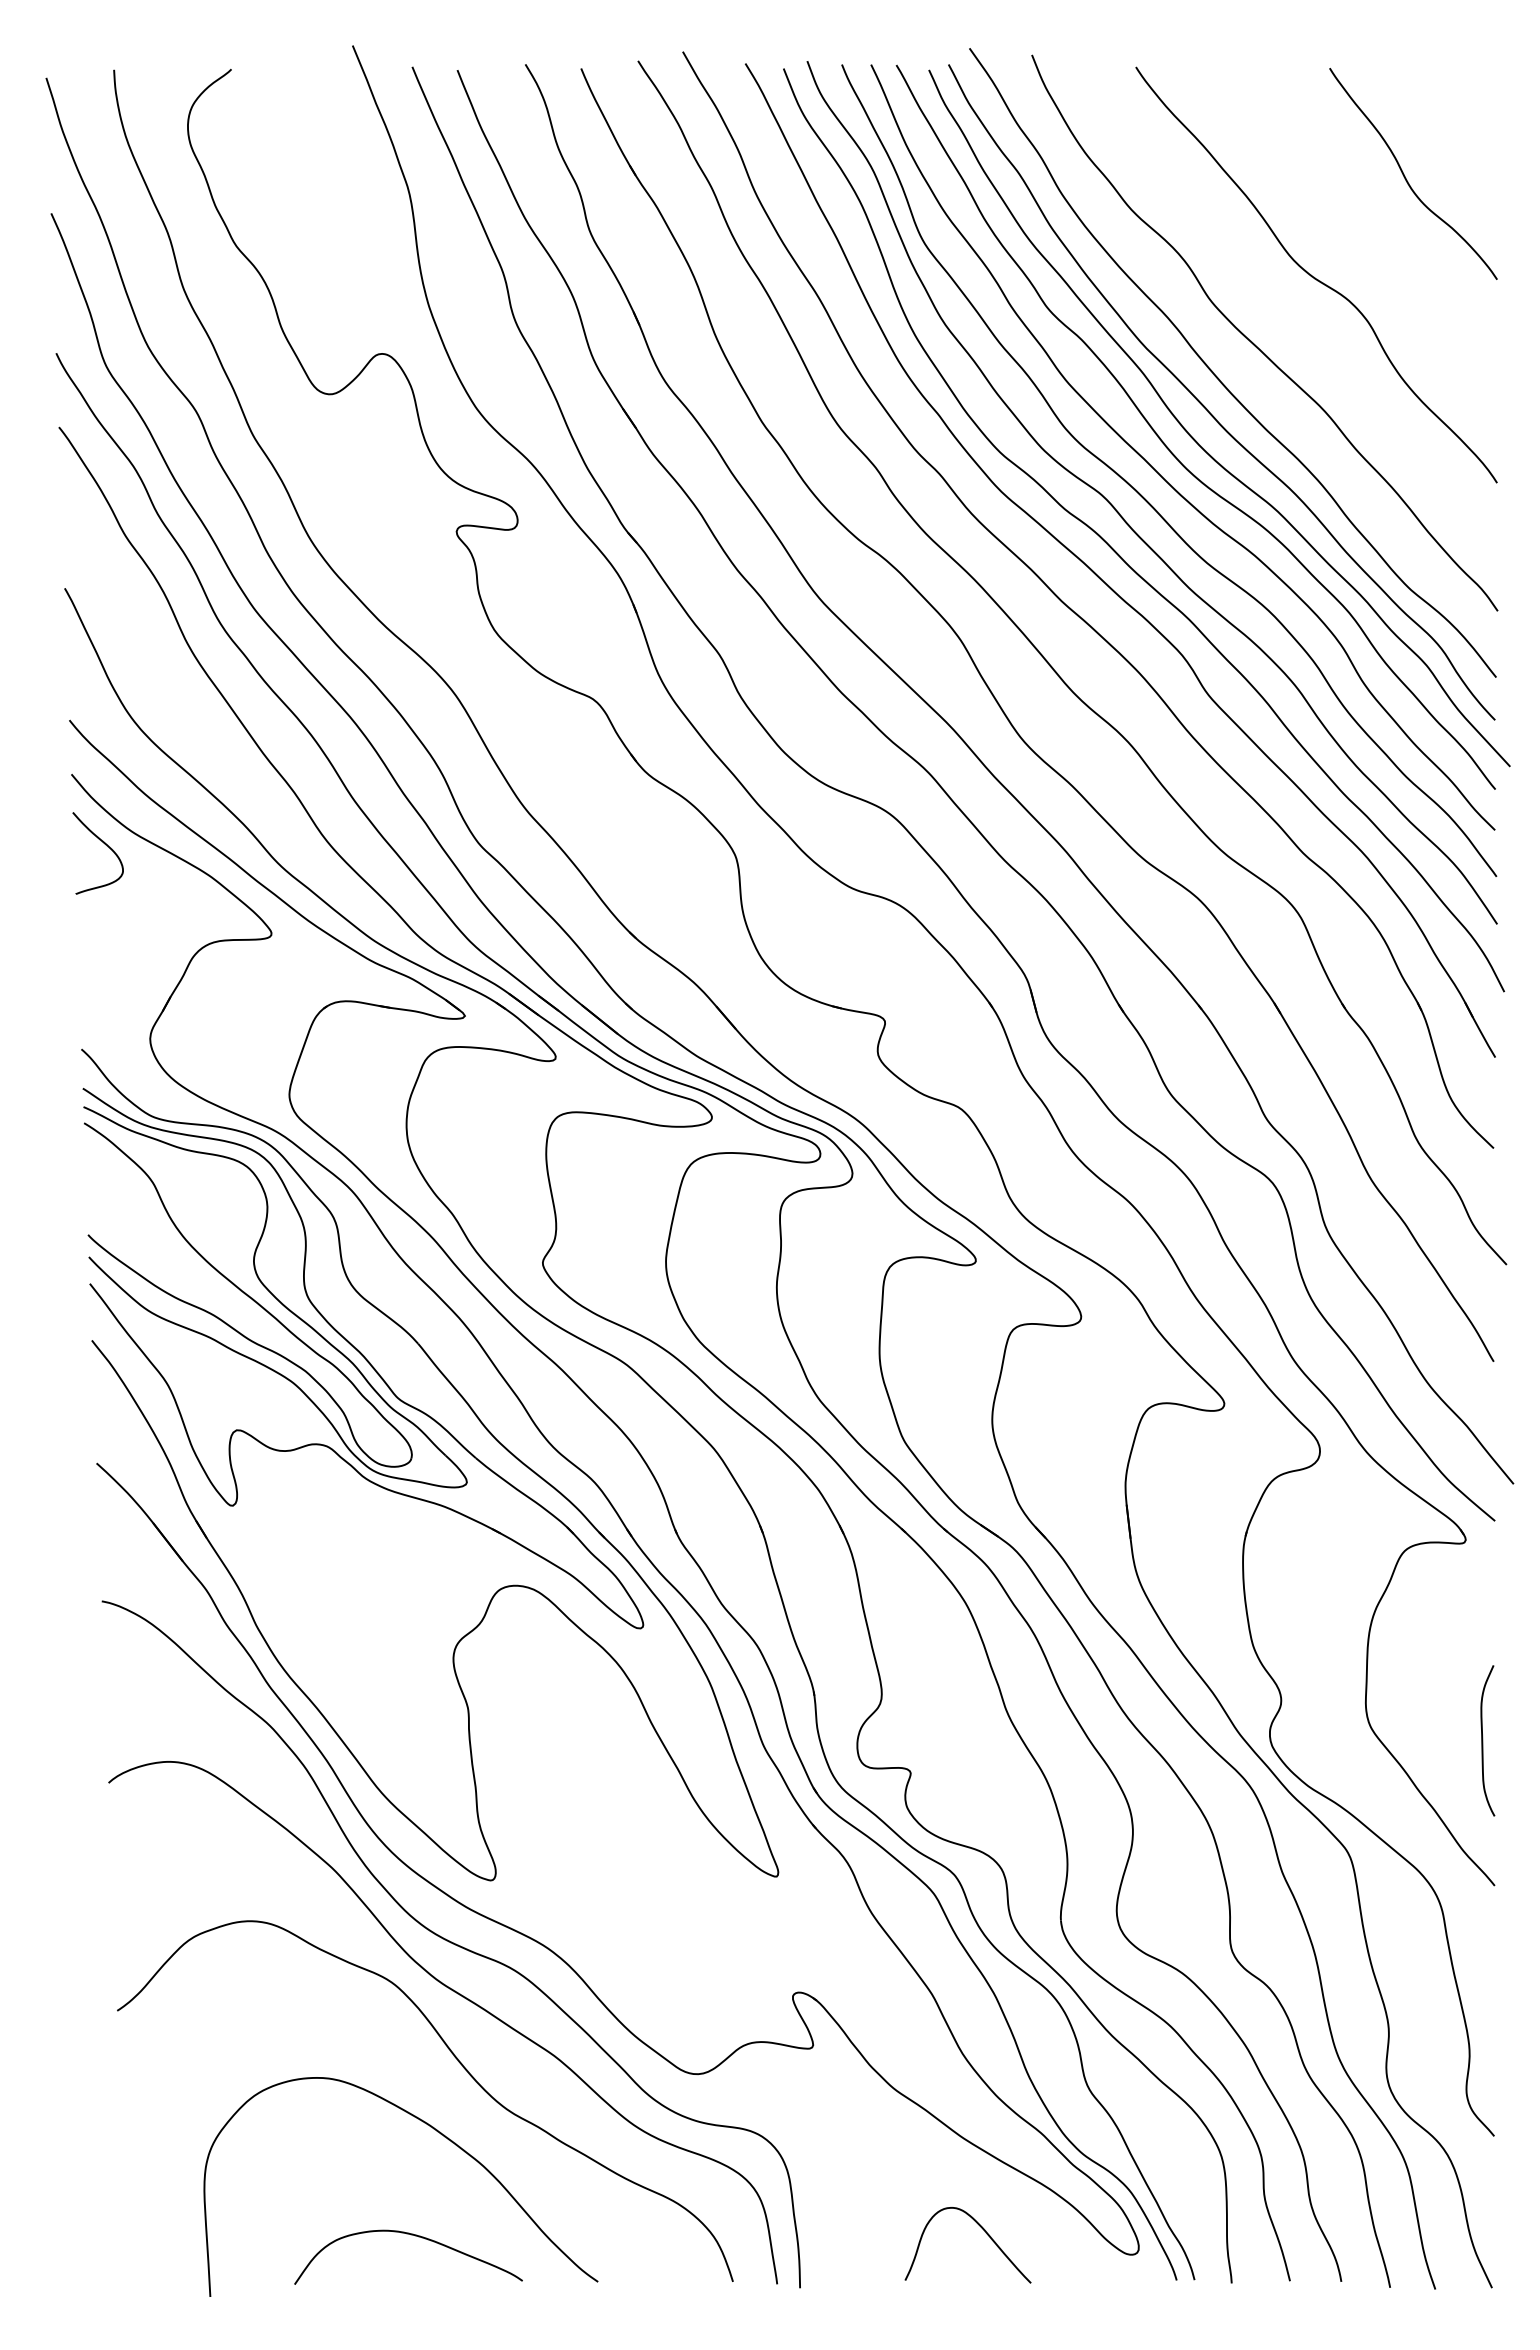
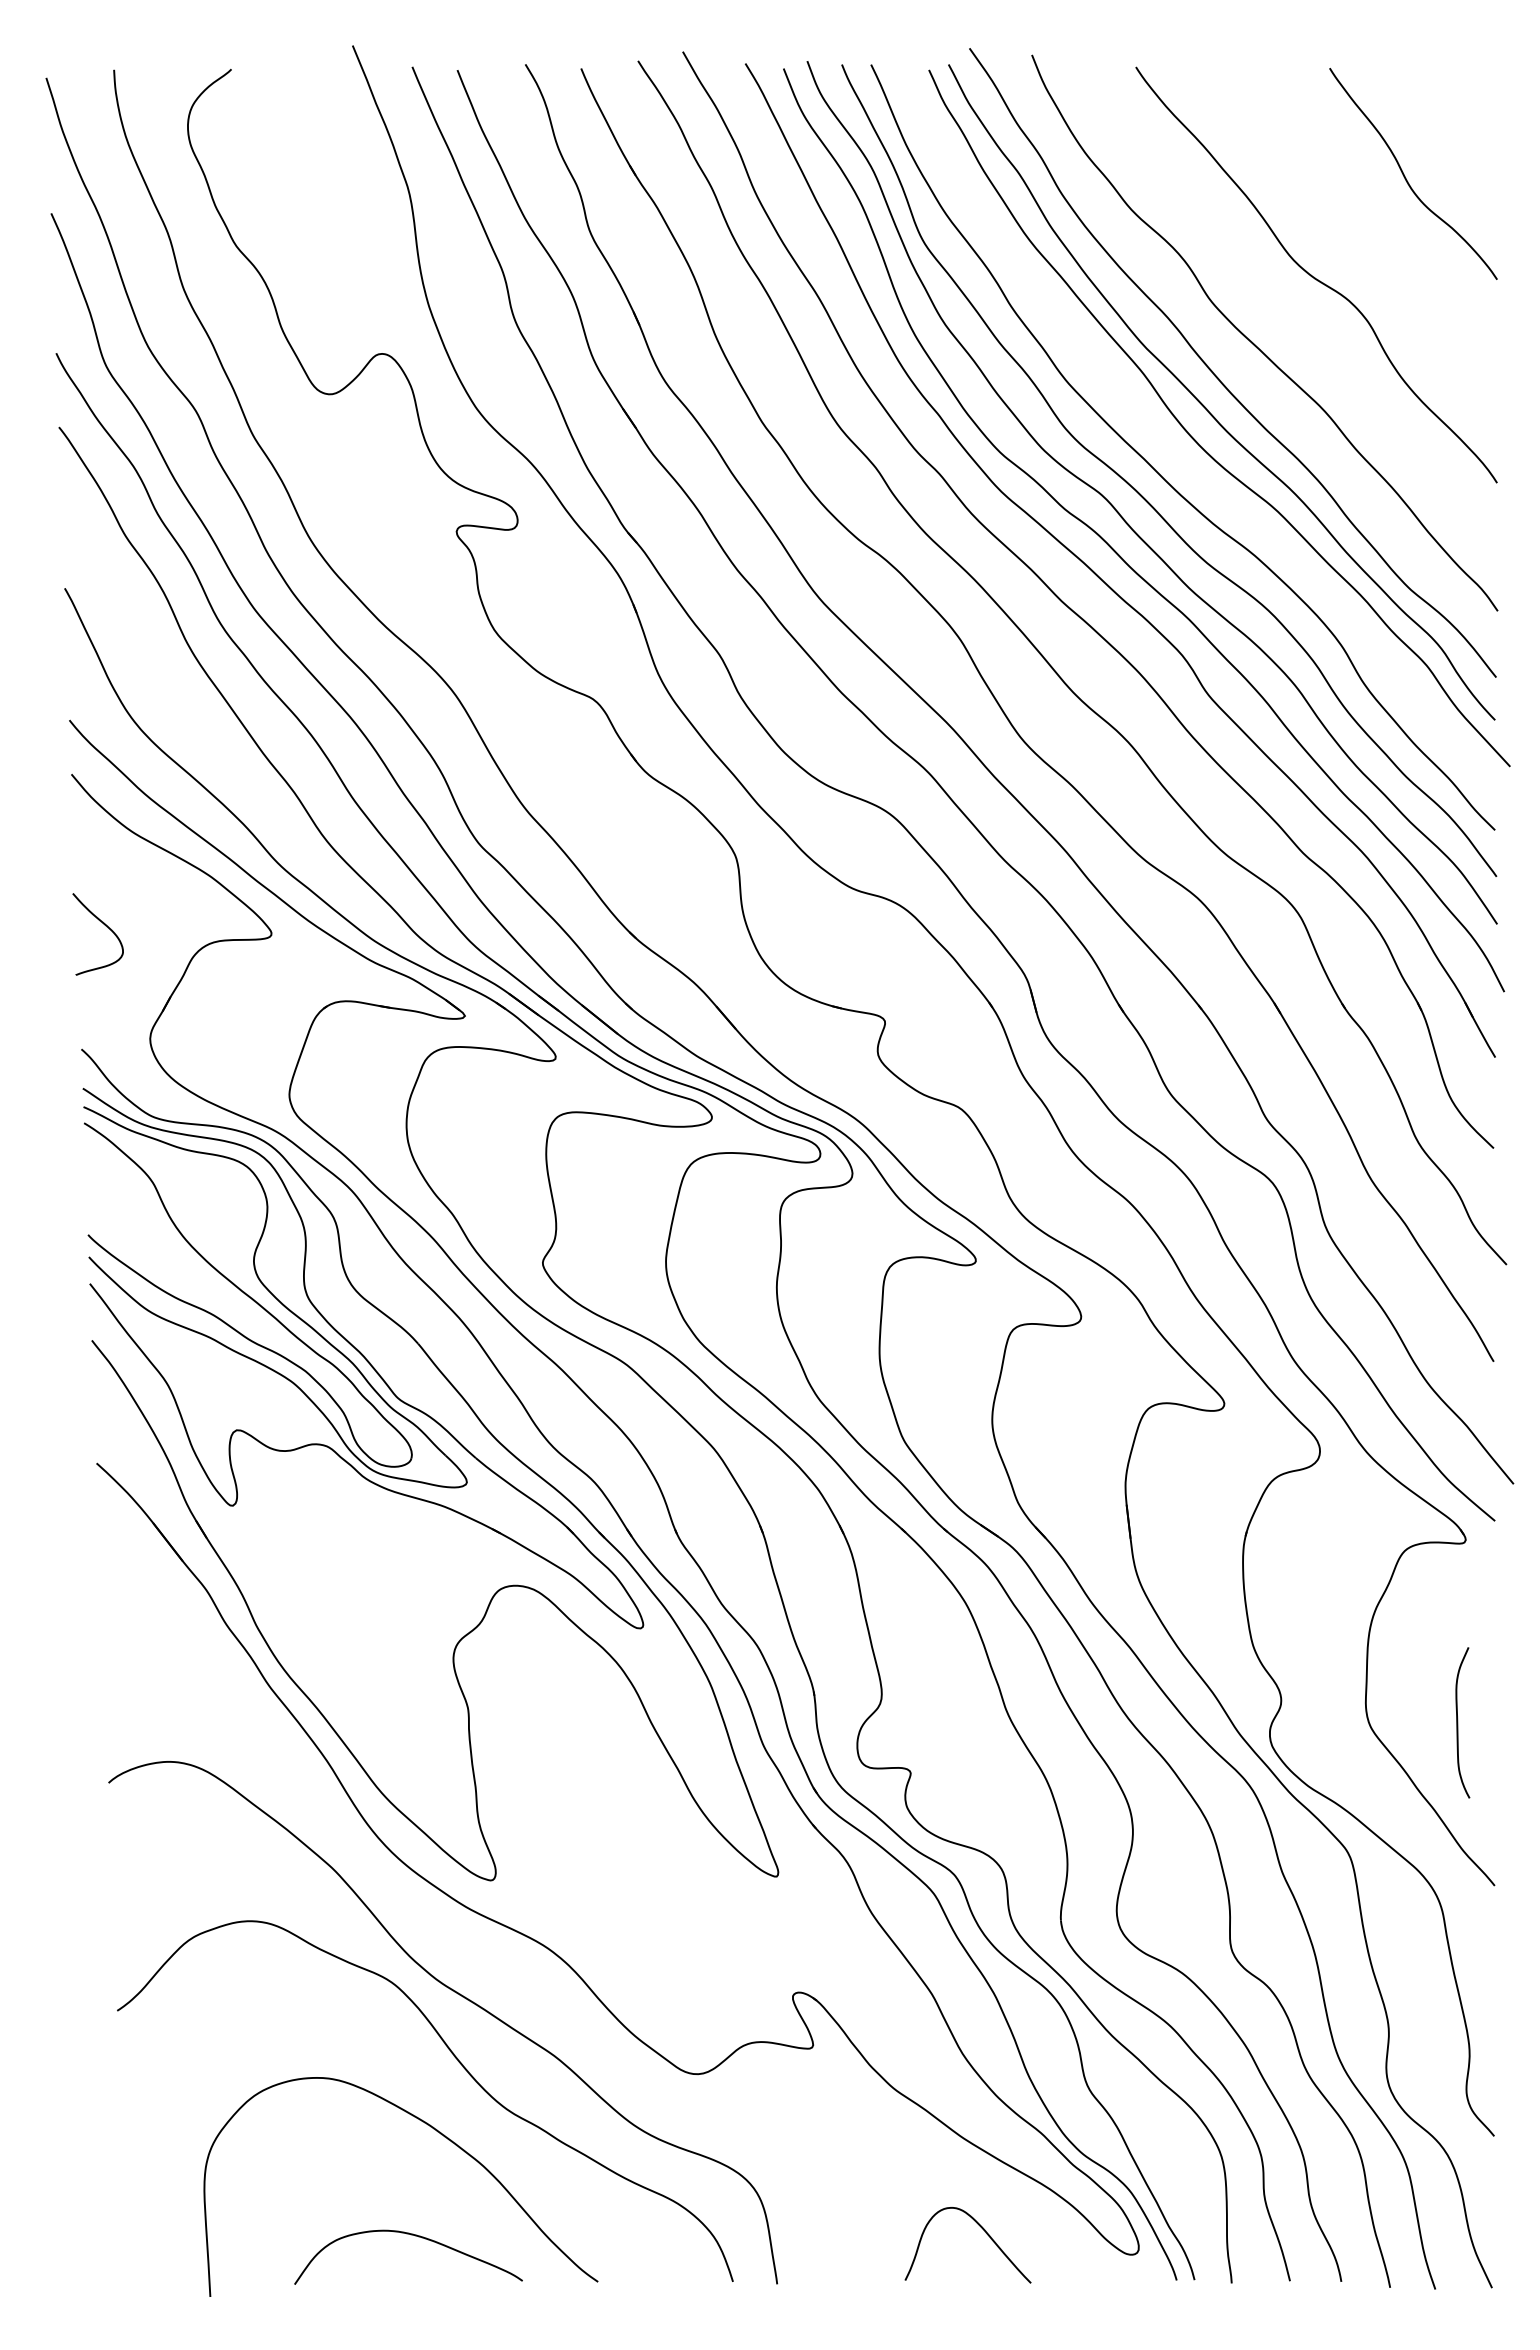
curve: present -> none (1169, 448)
curve position: (105, 845) -> (105, 926) (105, 926)
curve position: (1483, 1740) -> (1458, 1722) (1458, 1722)
curve: present -> none (450, 1943)
